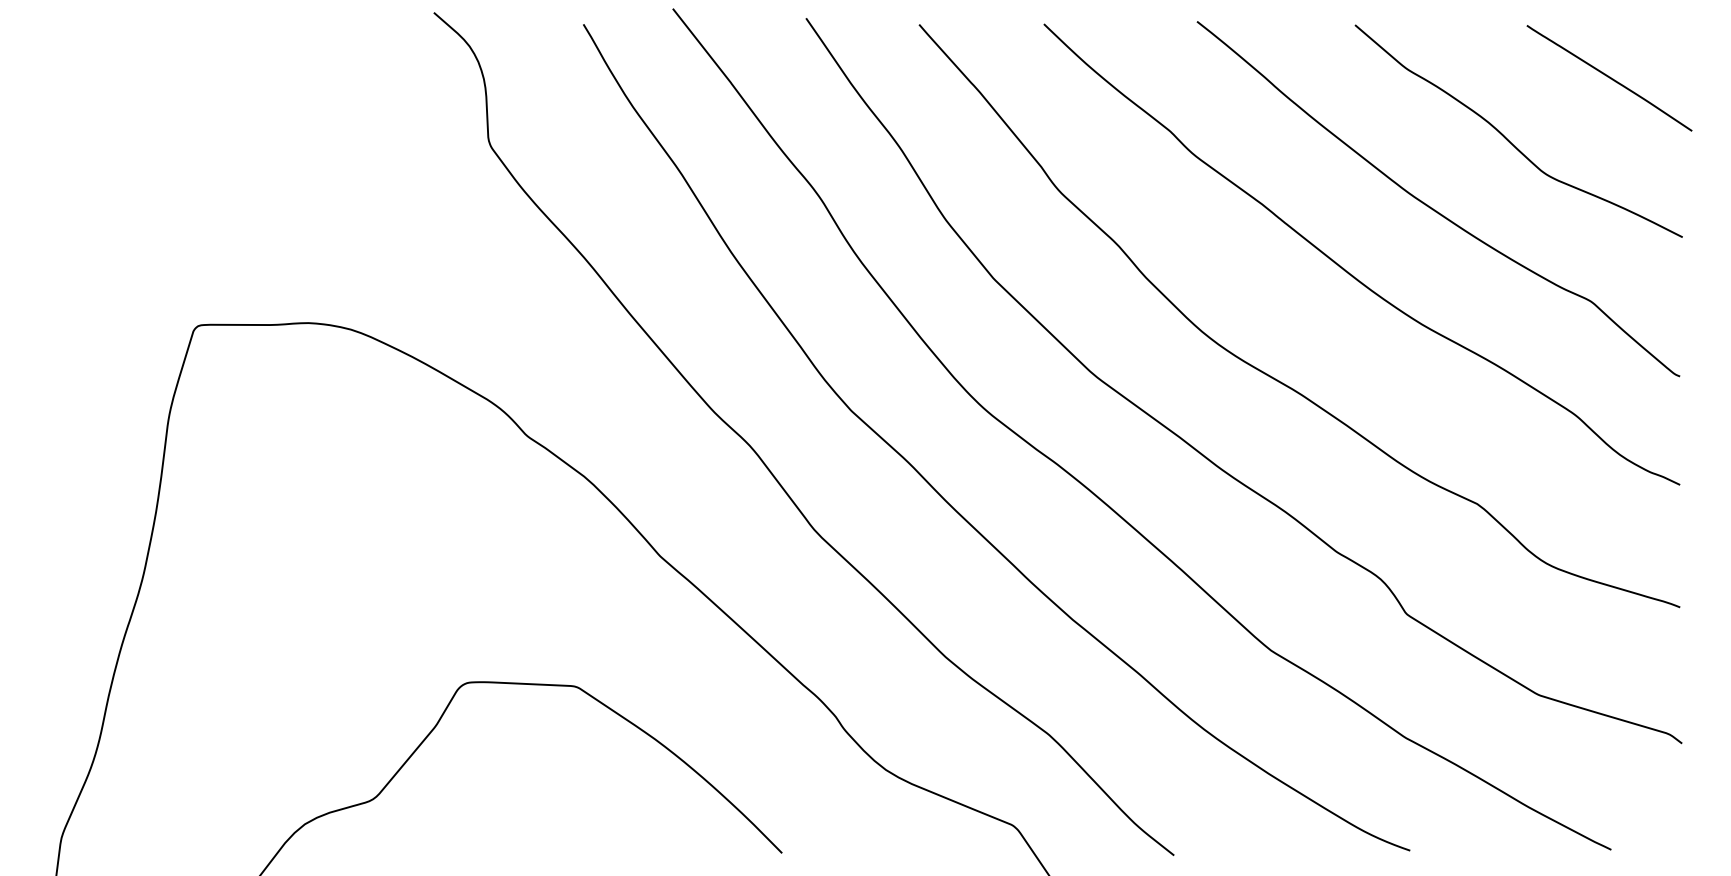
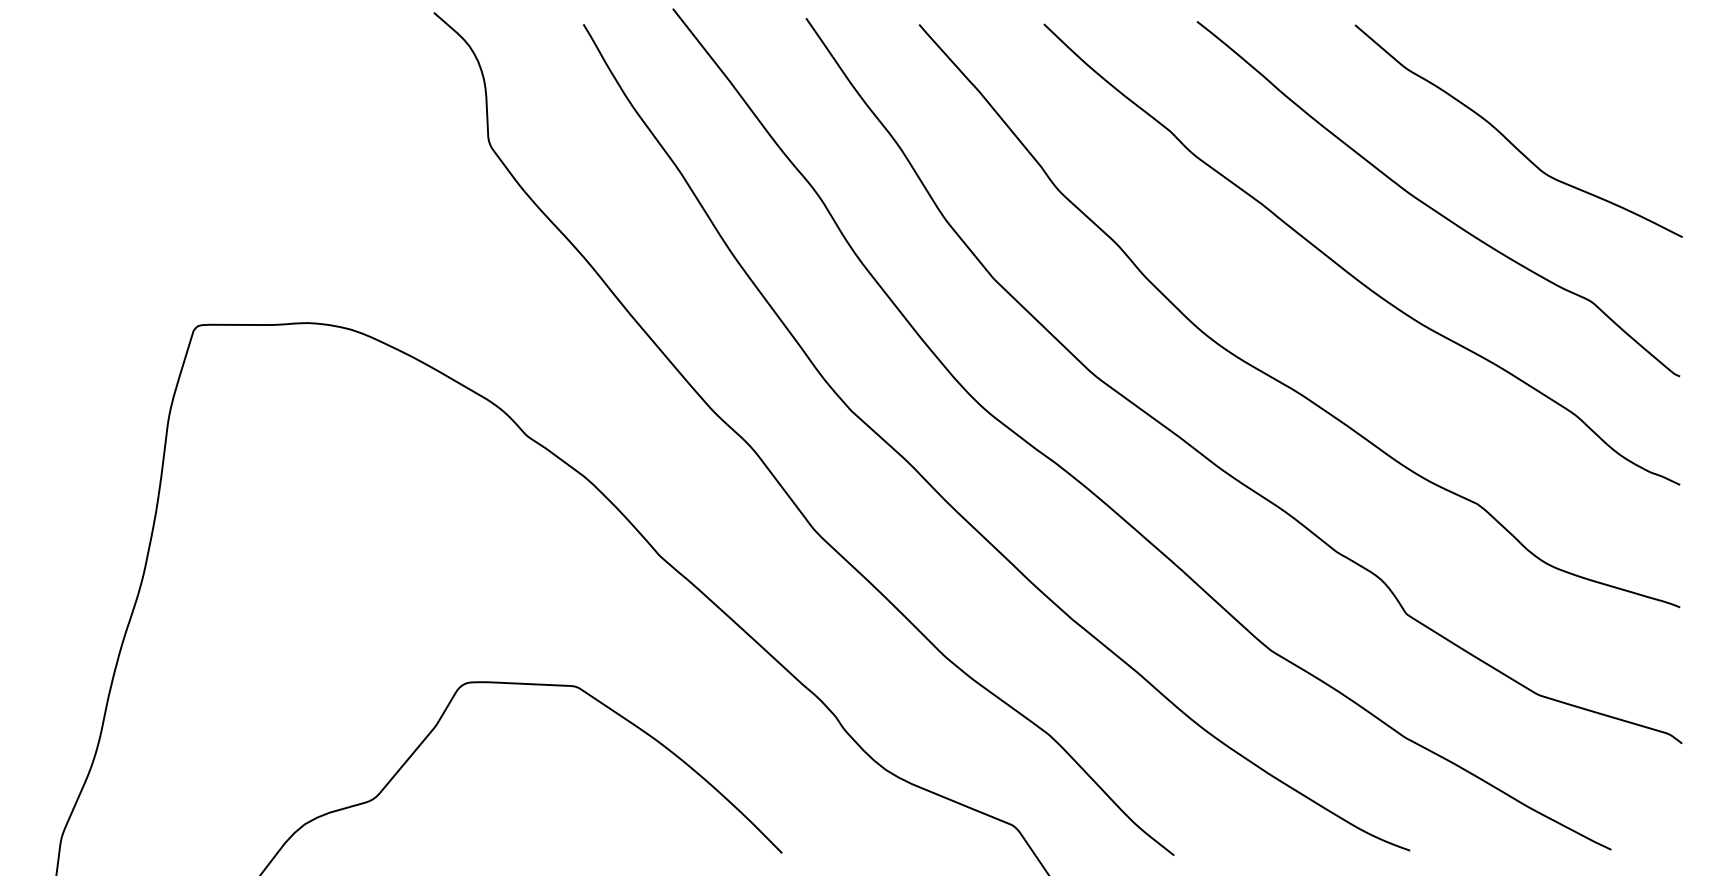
curve: present -> none (1609, 78)
